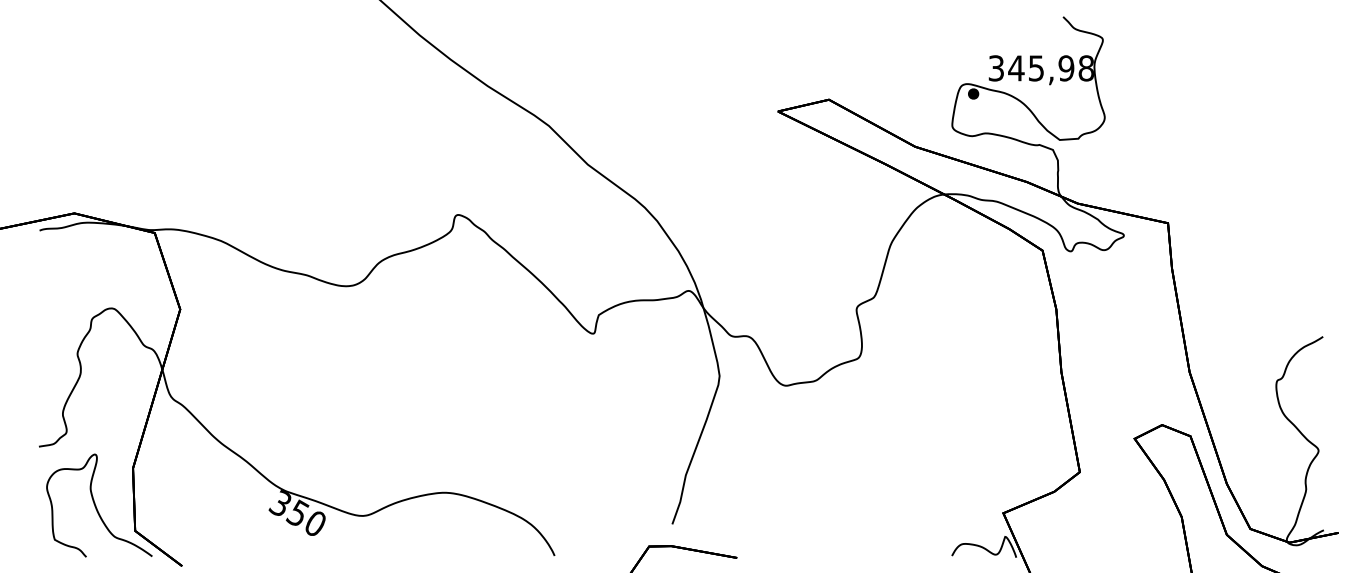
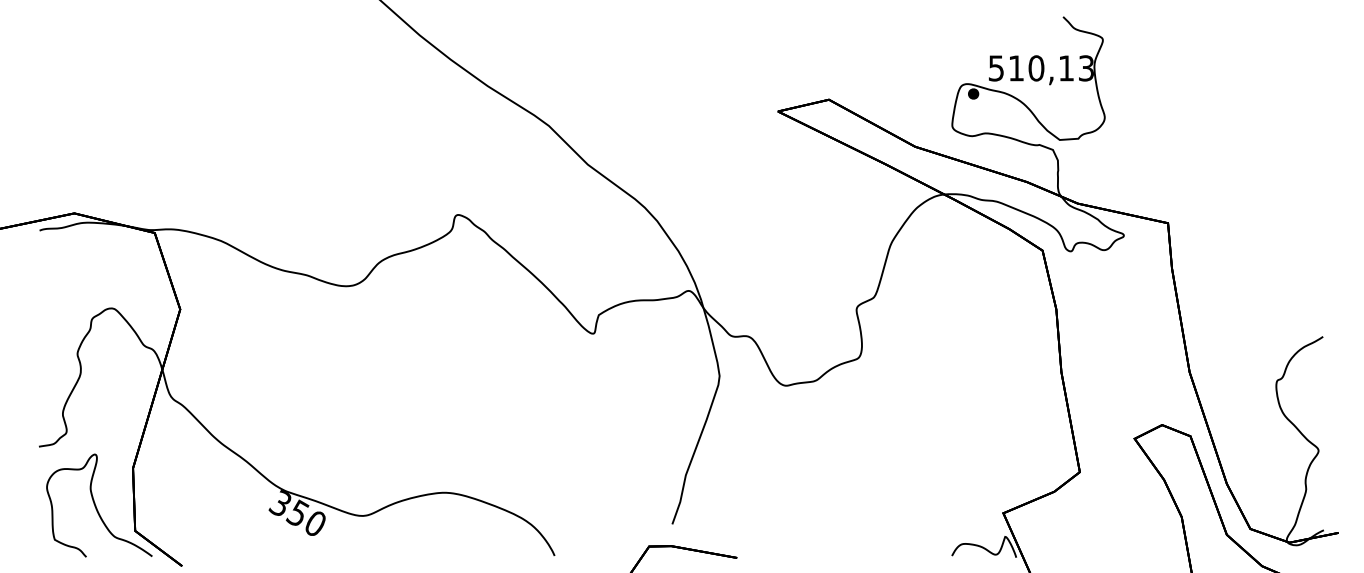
text: 345,98 -> 510,13 (1041, 68)
